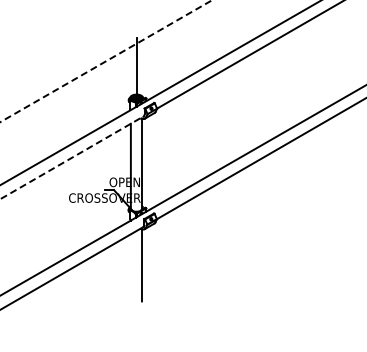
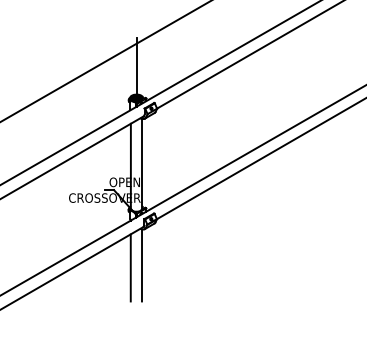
line: dashed -> solid (106, 60)
line: dashed -> solid (72, 157)
line: none -> present (130, 267)
